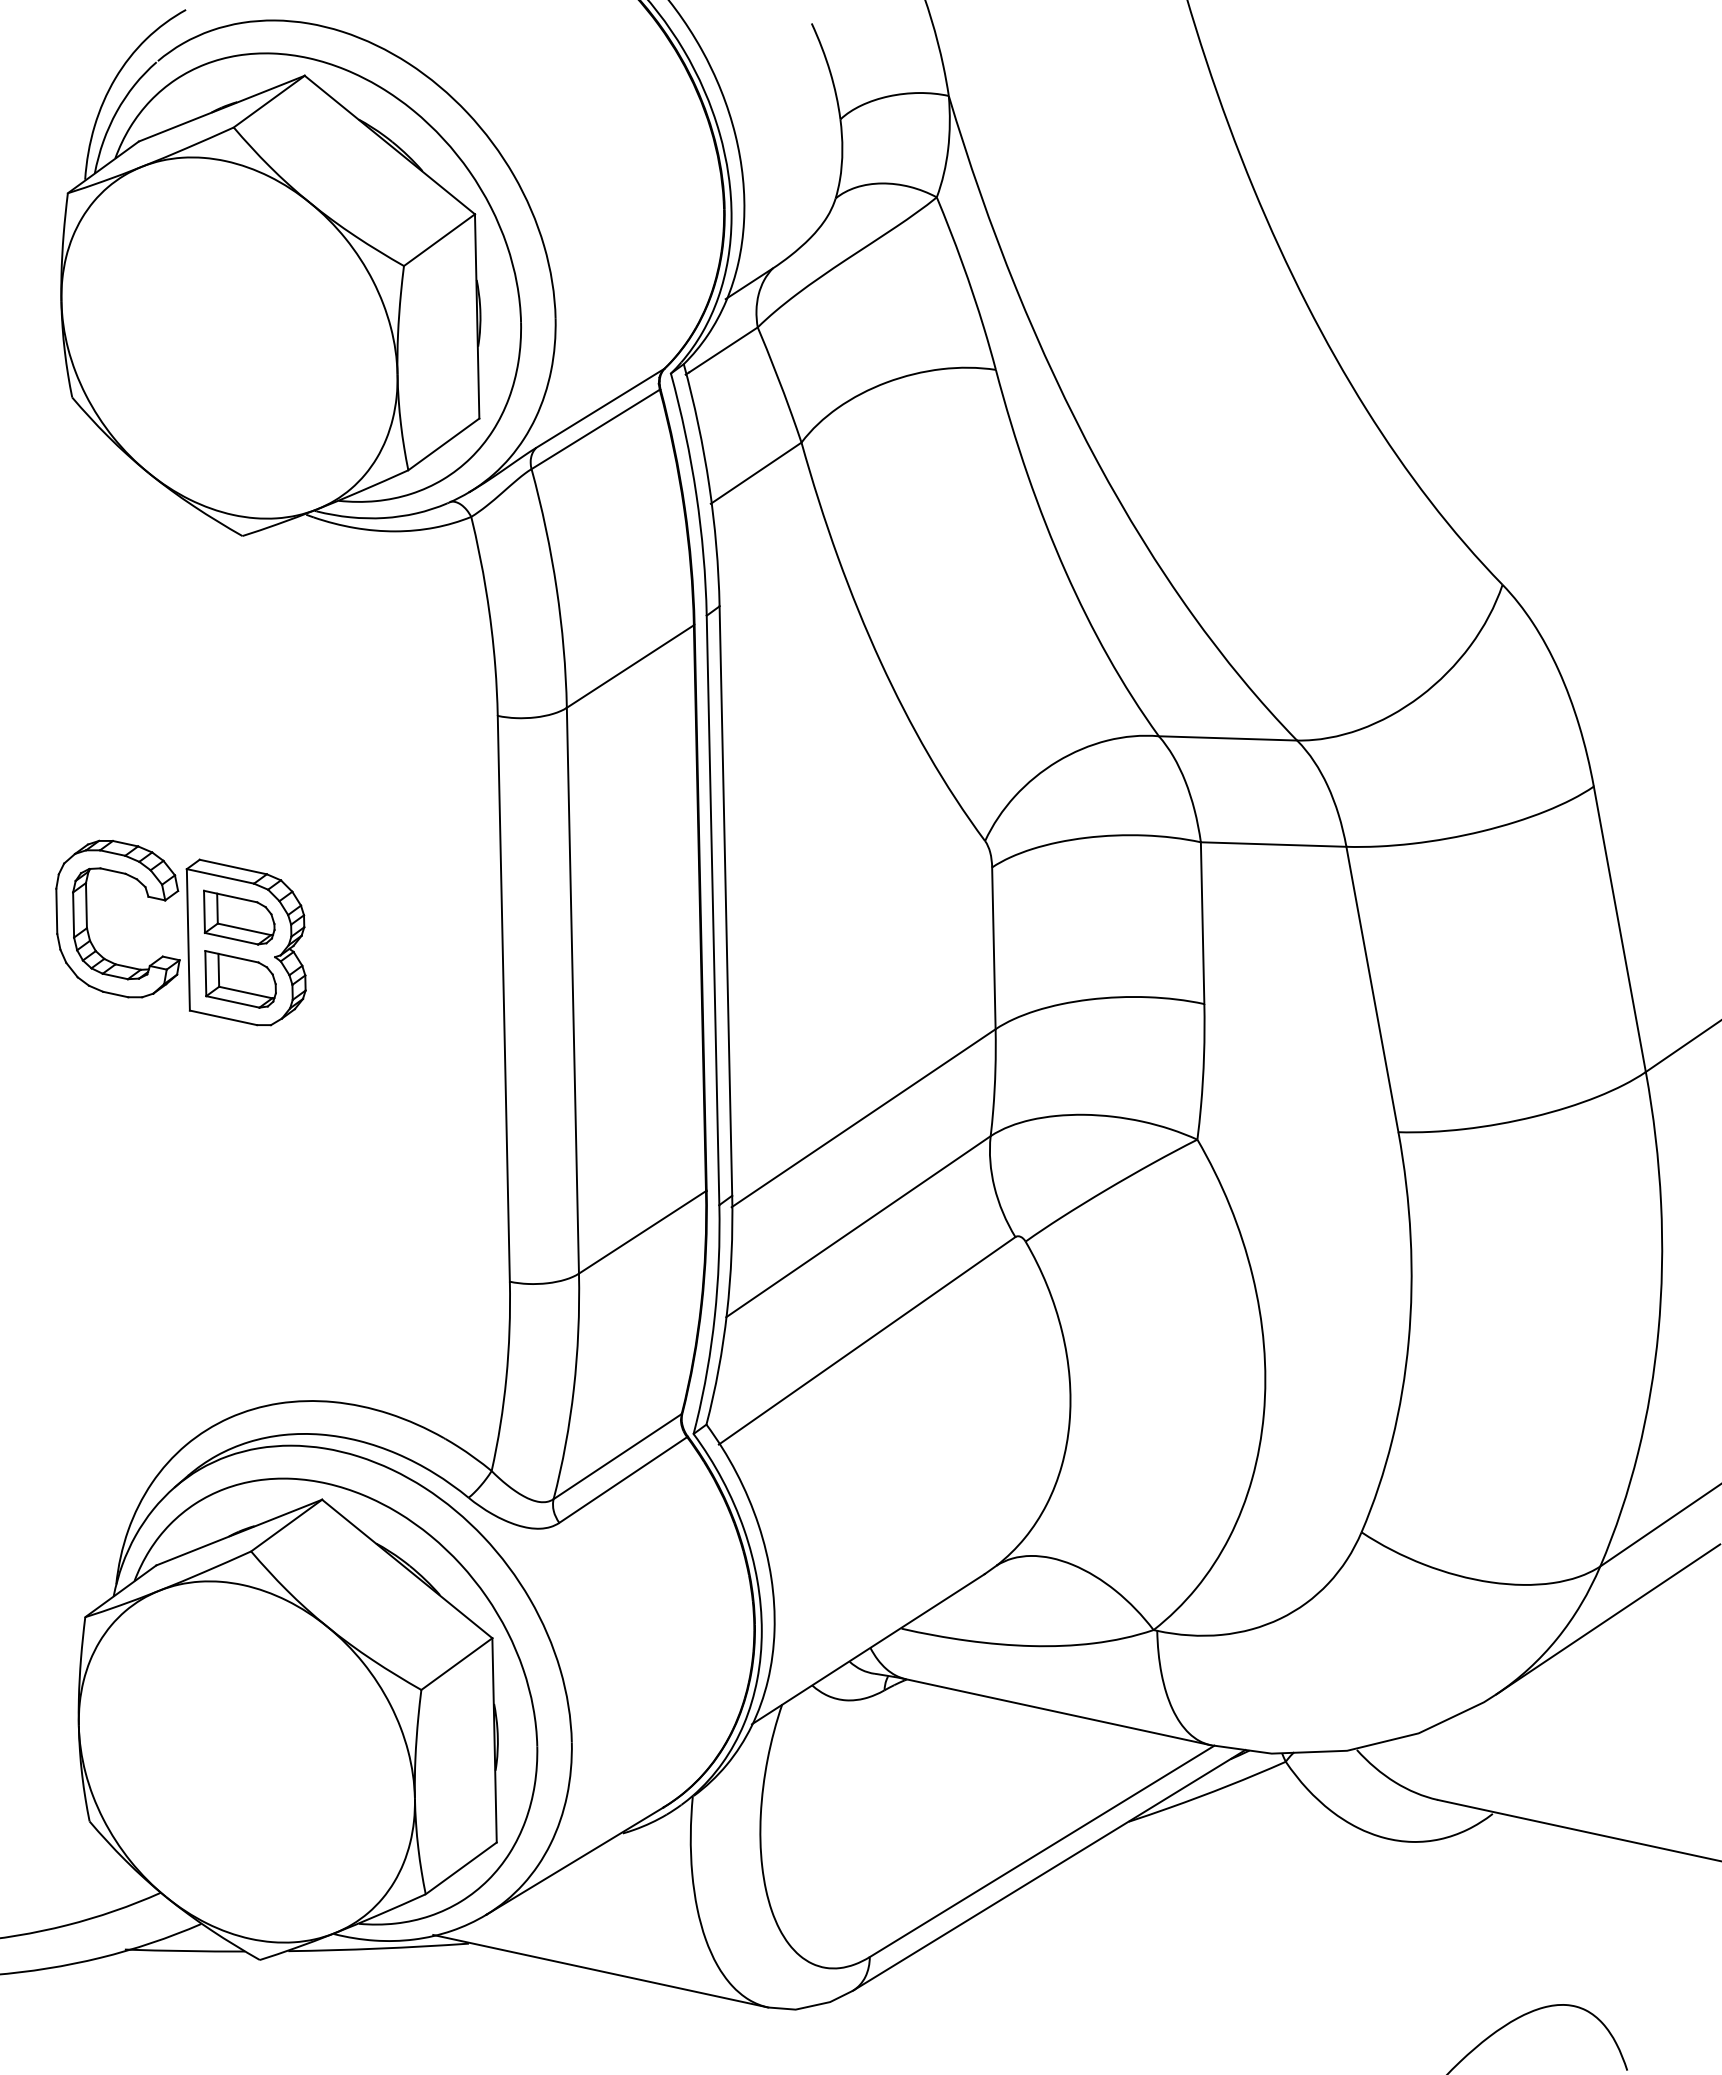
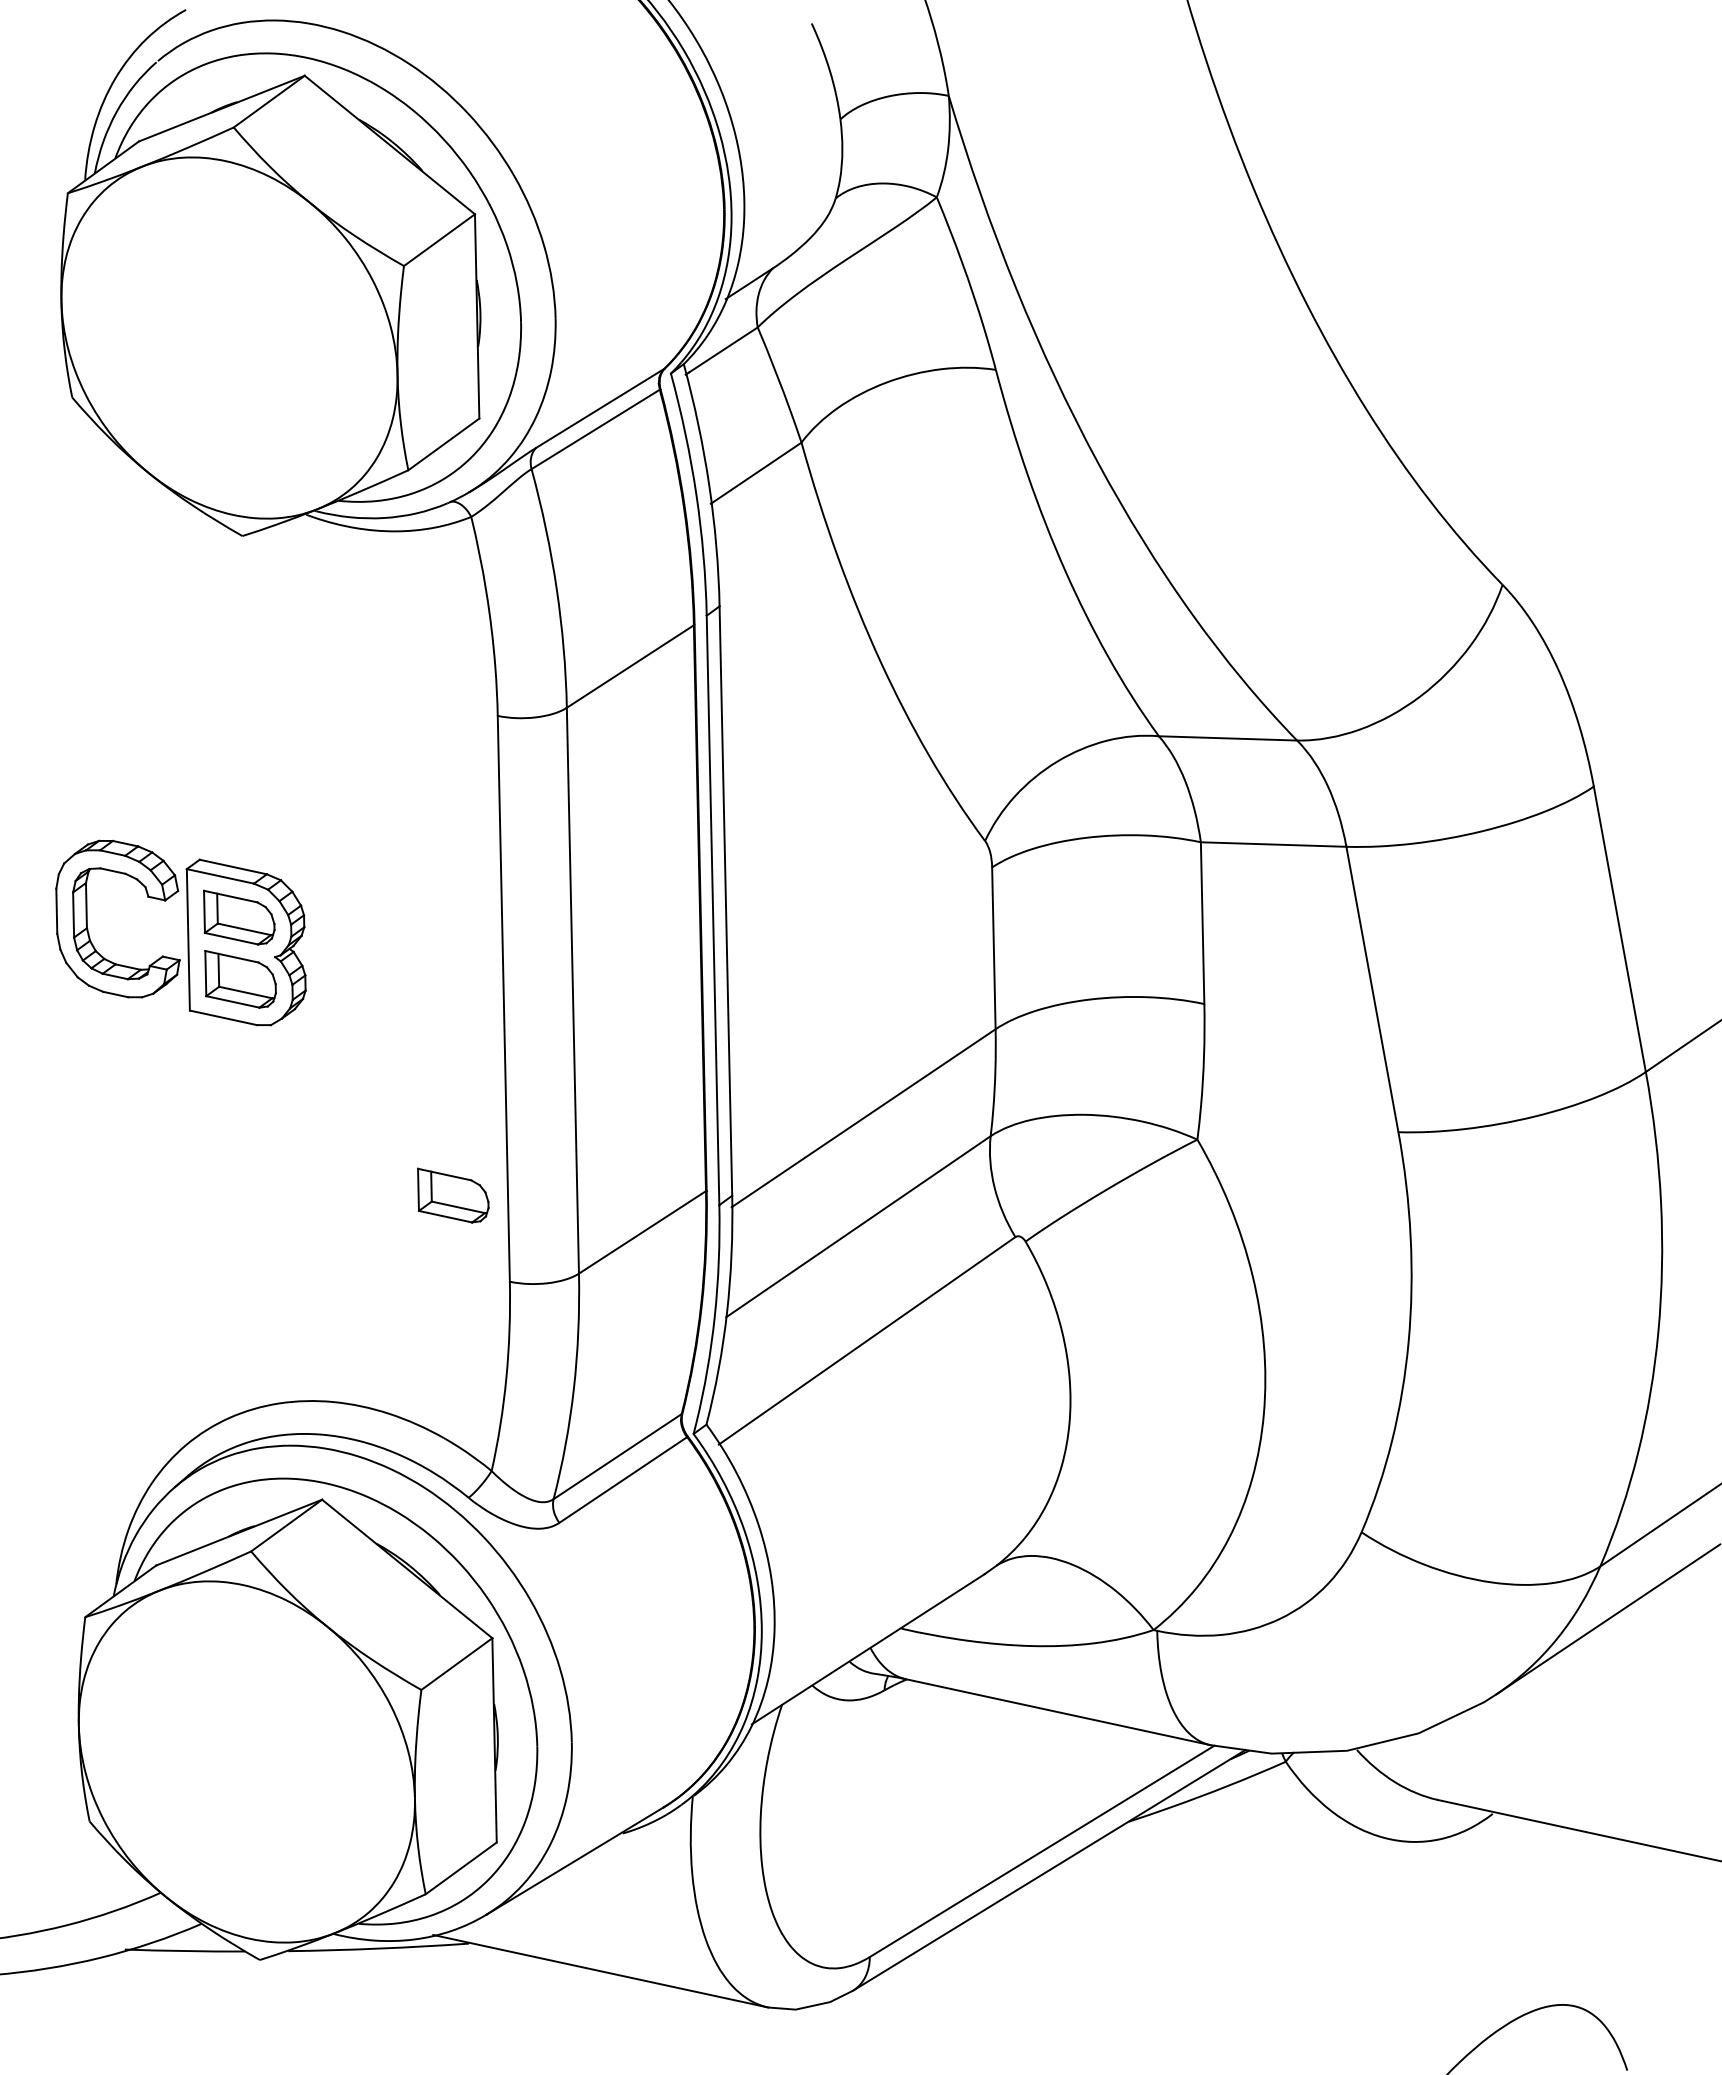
part: none -> present (453, 1195)
